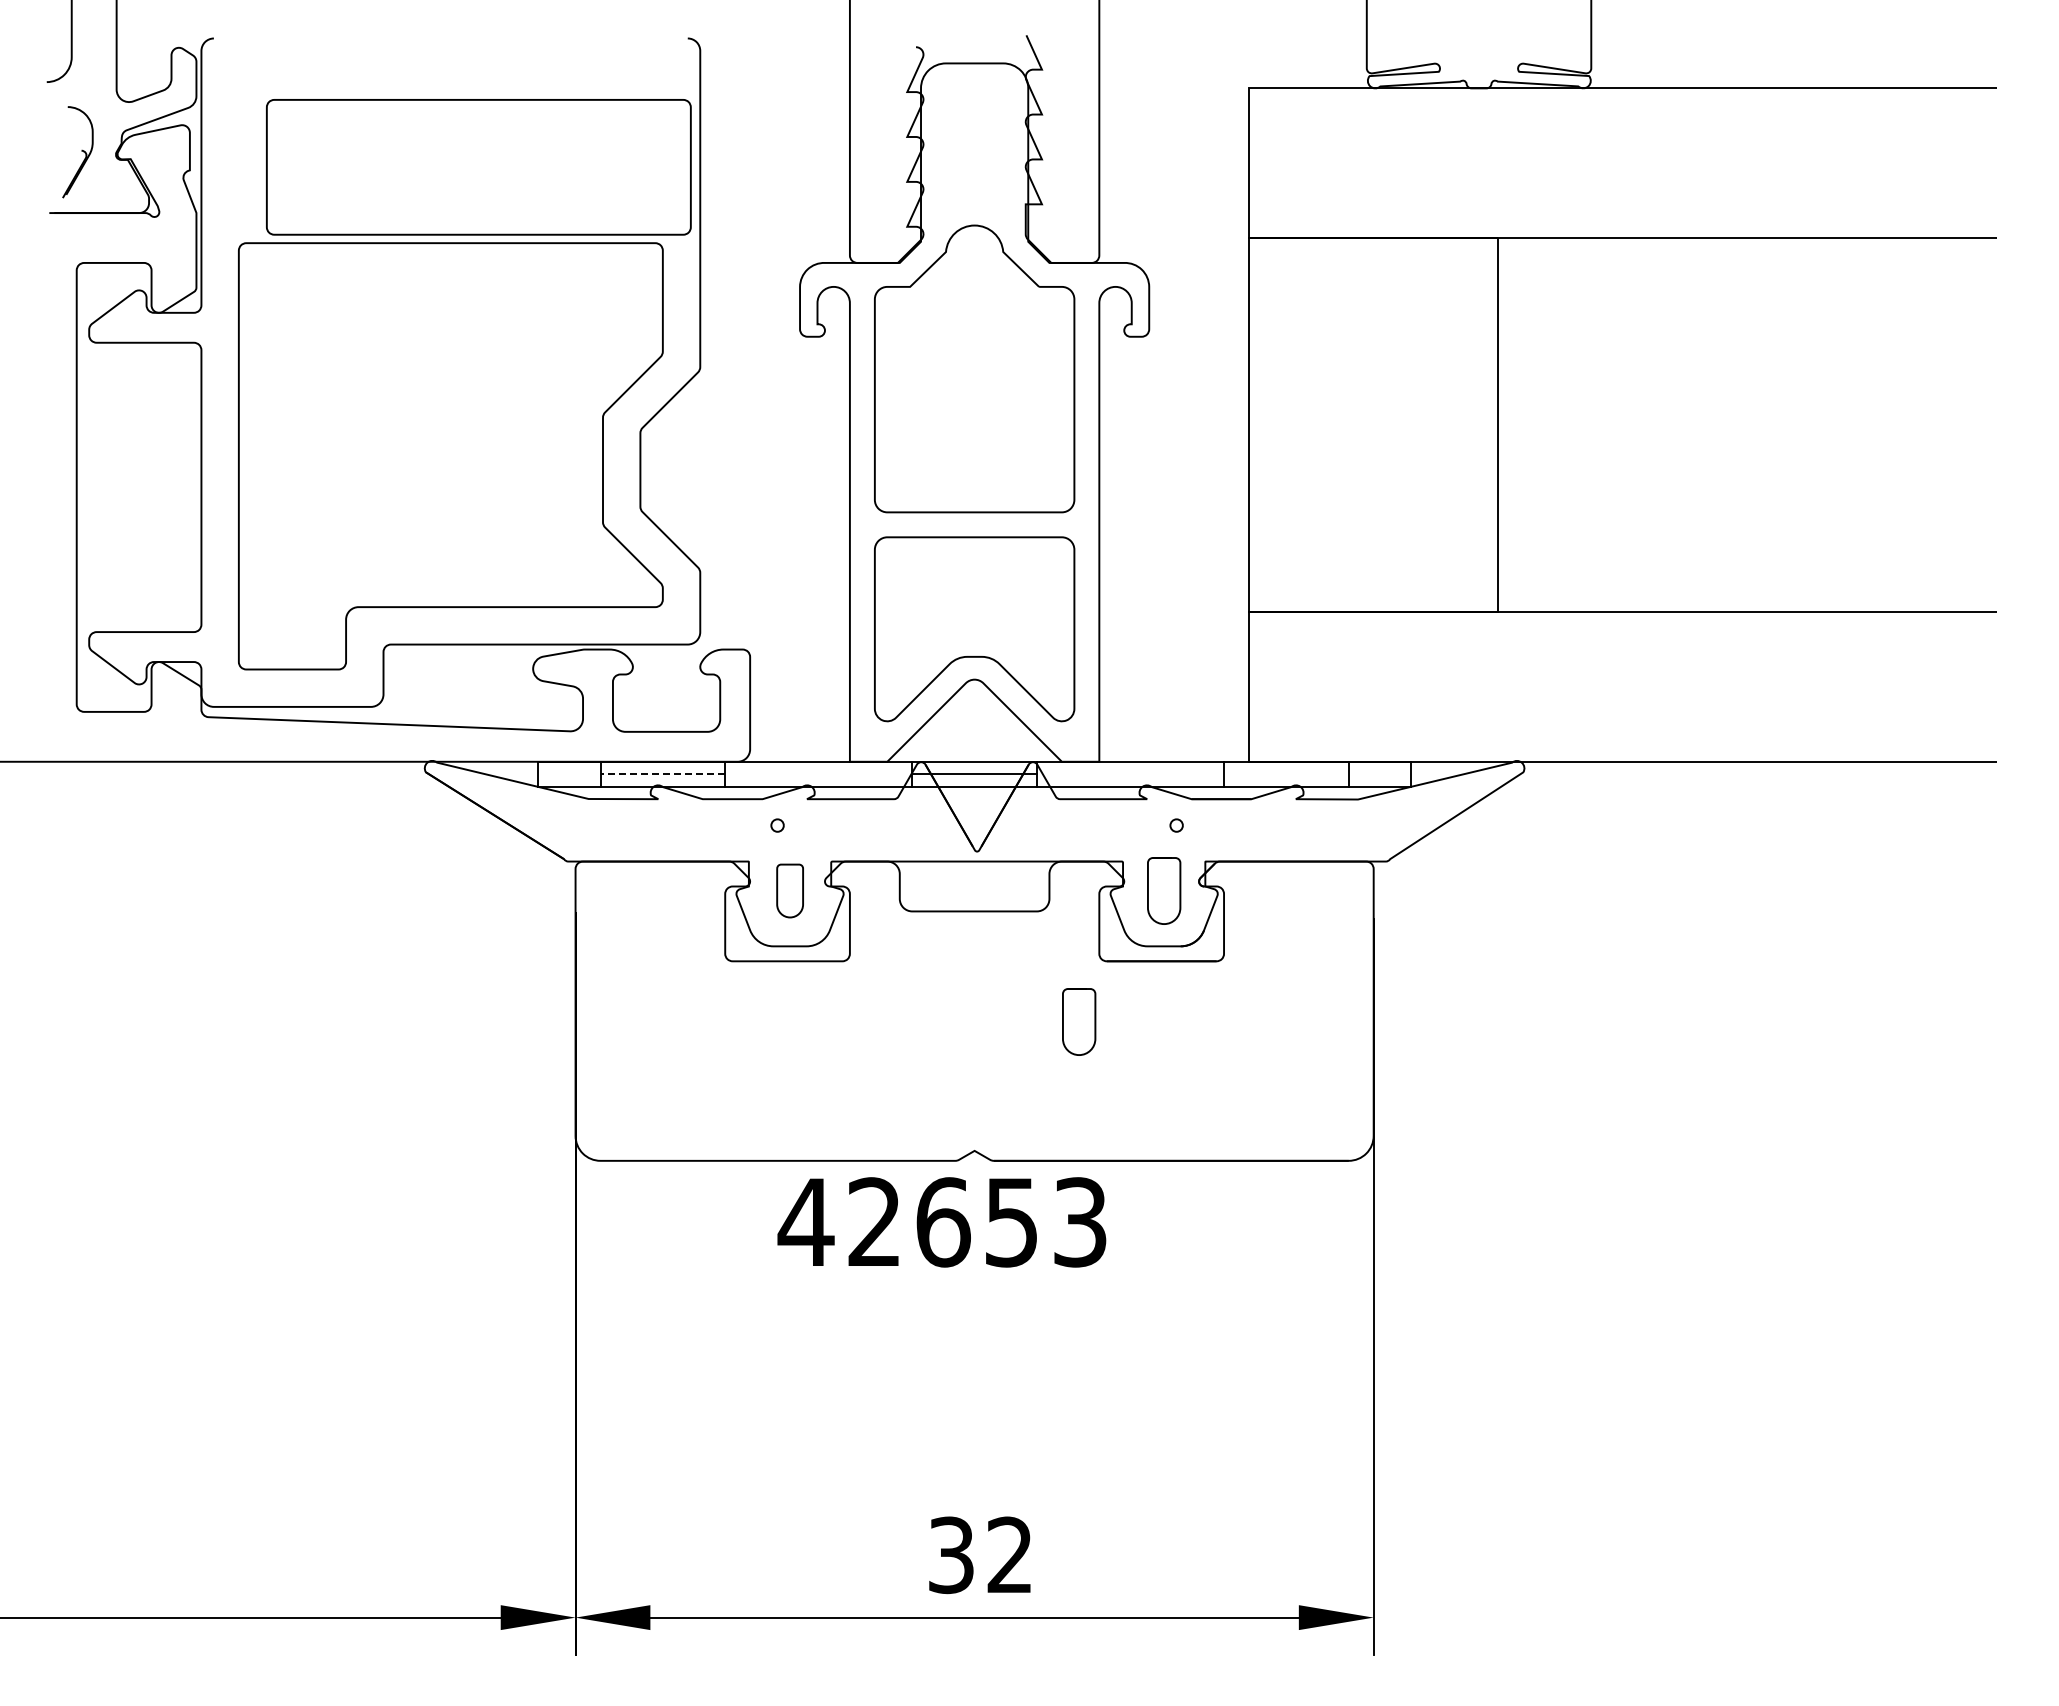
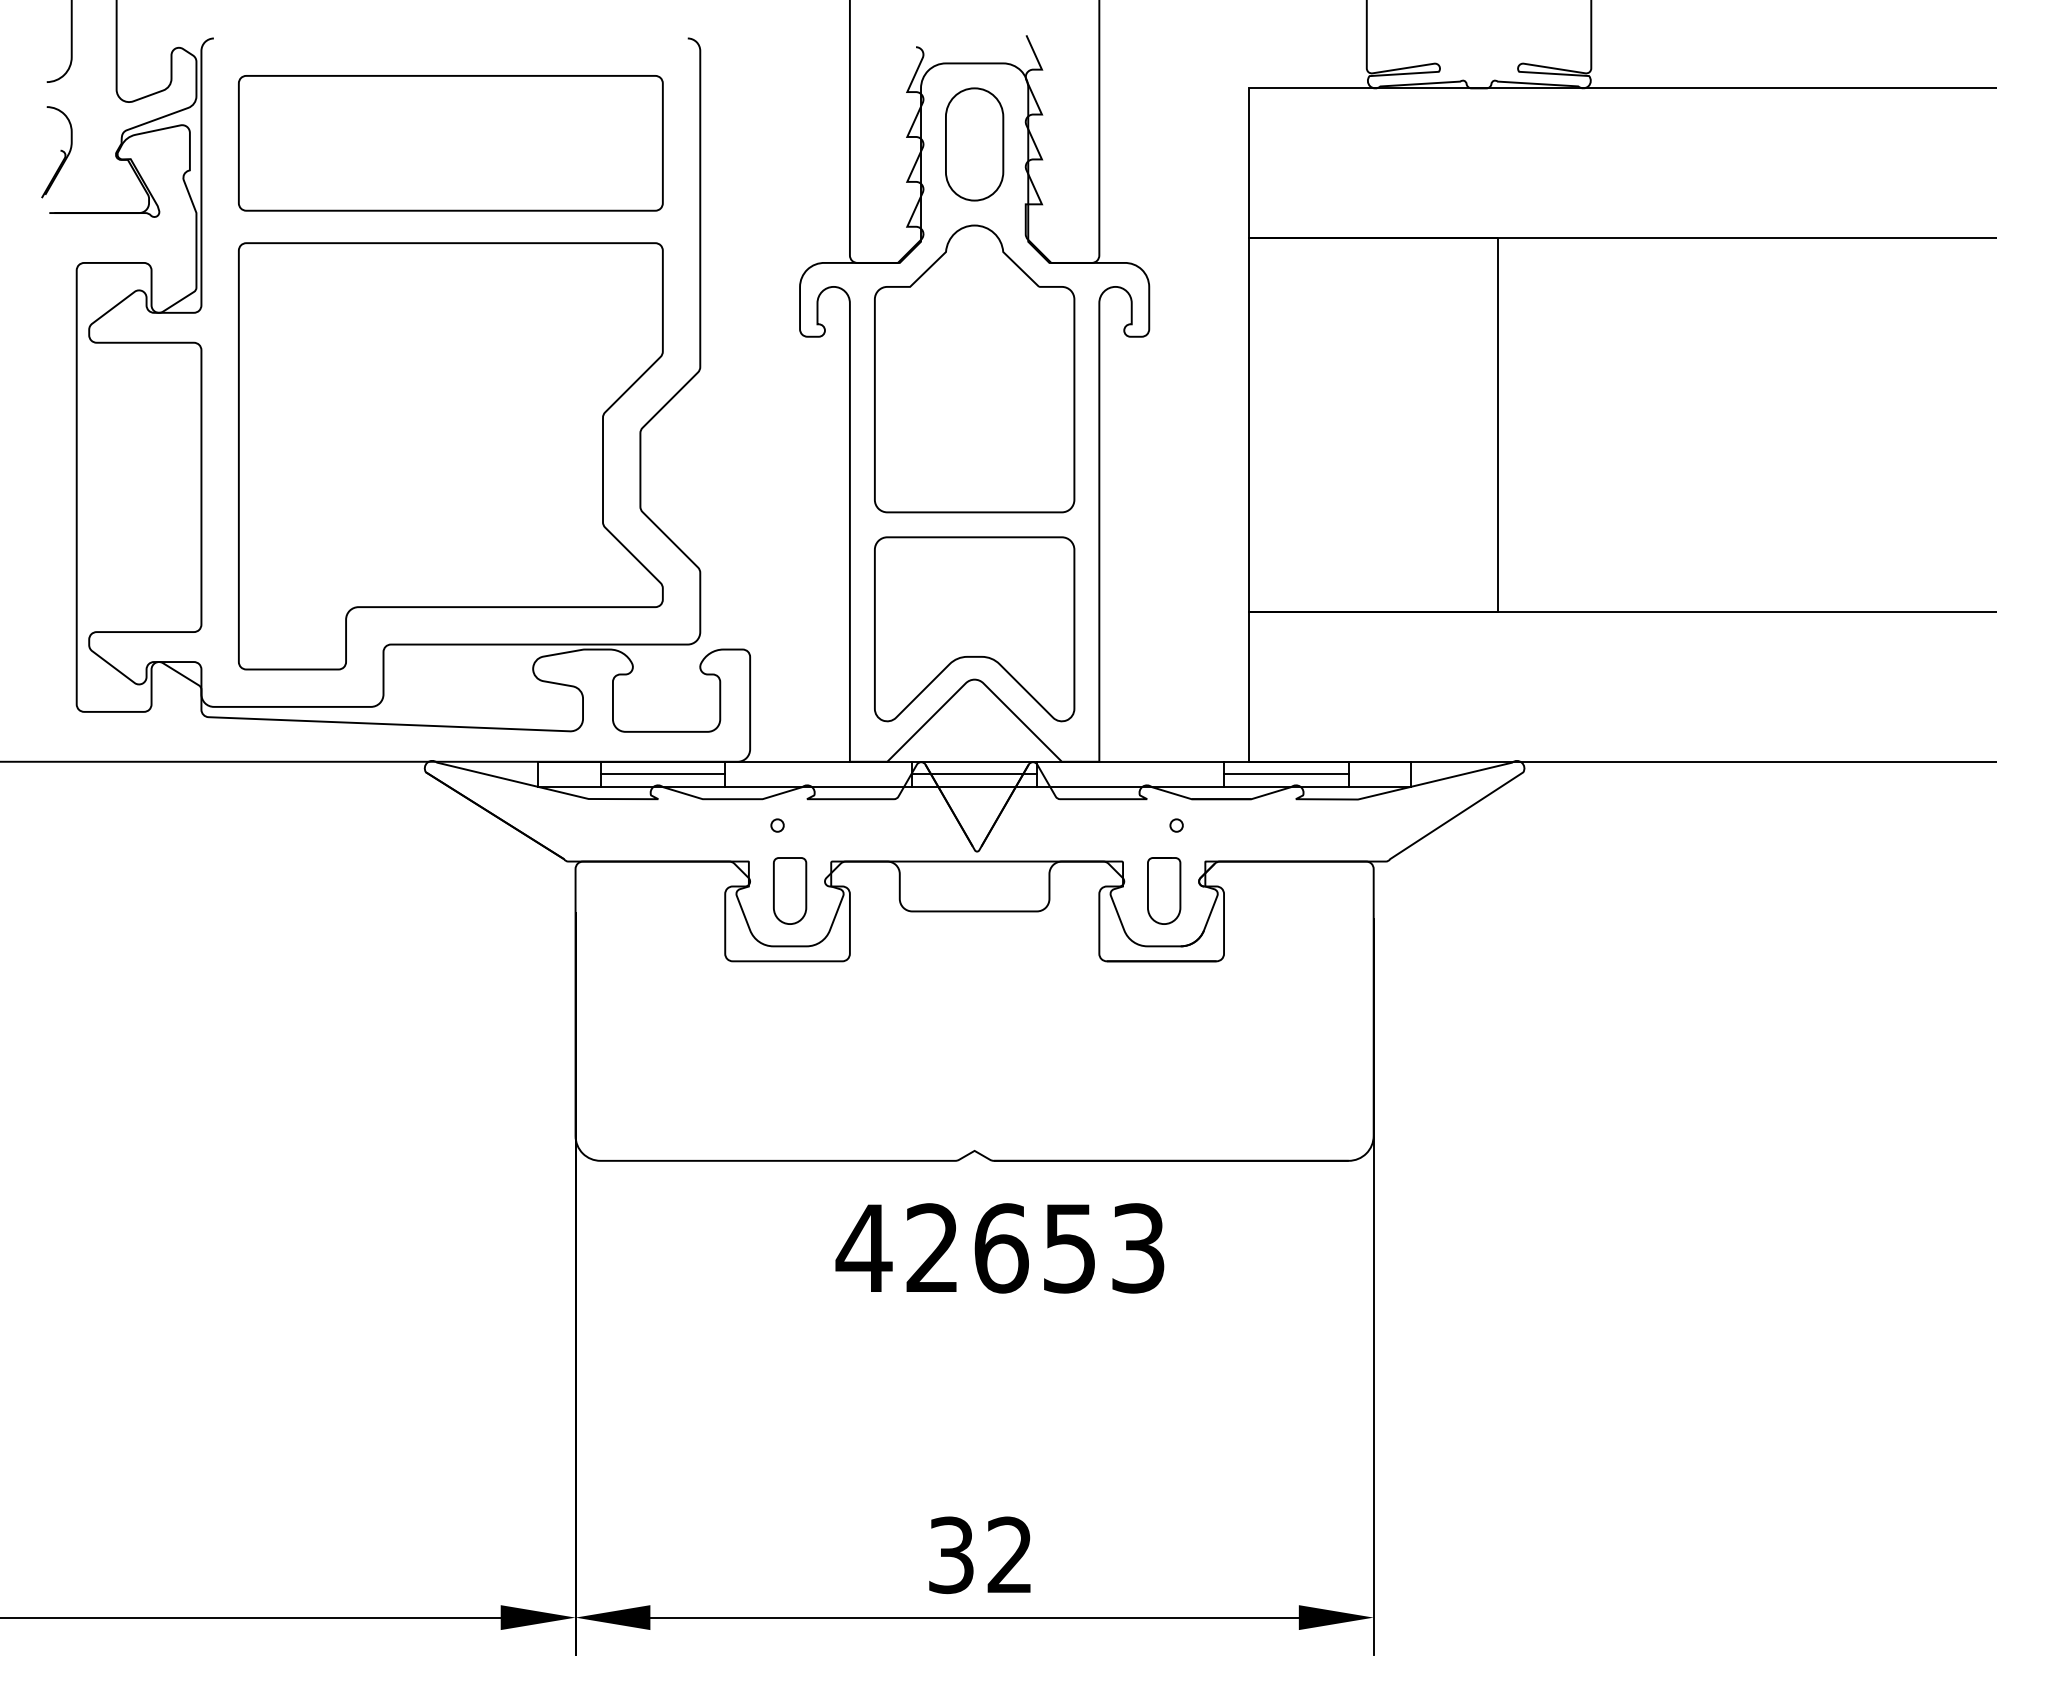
part: none -> present (974, 144)
part position: (77, 152) -> (56, 152) (56, 152)
part position: (478, 167) -> (450, 143) (450, 143)
line: dashed -> solid (662, 774)
line: none -> present (1286, 774)
part size: 28x56 px -> 35x68 px (790, 890)
curve: present -> none (1094, 1021)
text position: (941, 1222) -> (999, 1248) (999, 1248)
